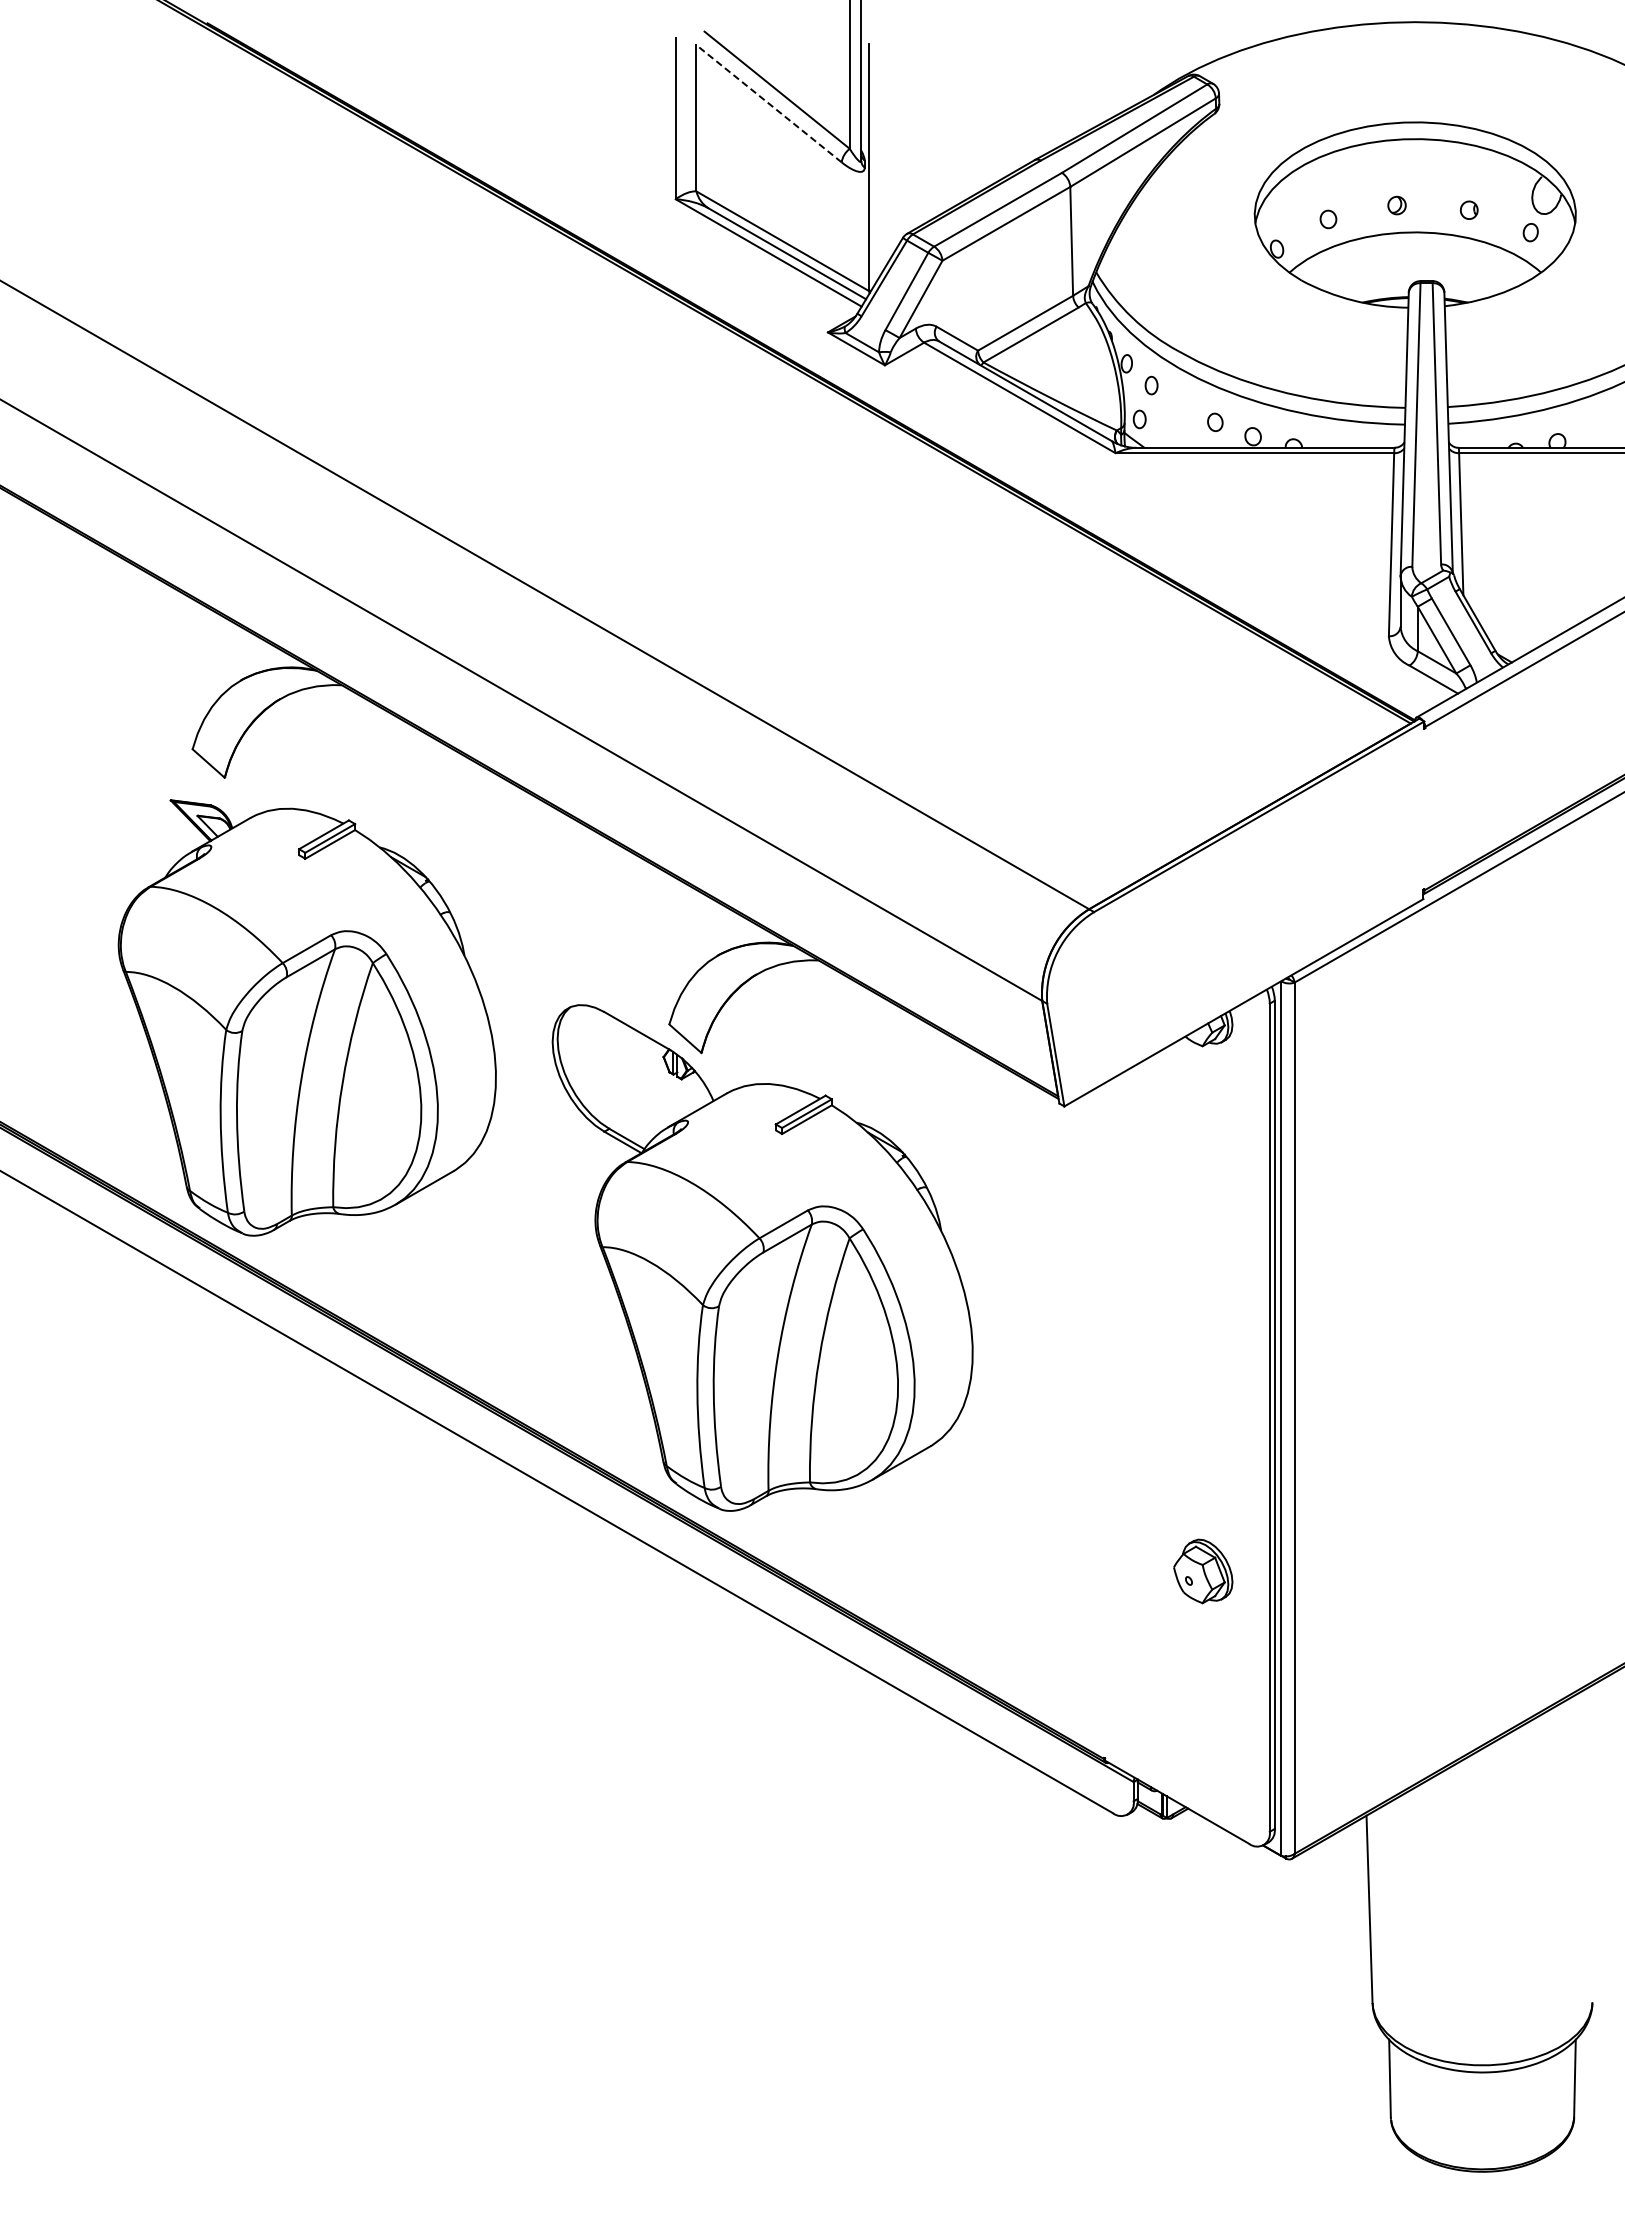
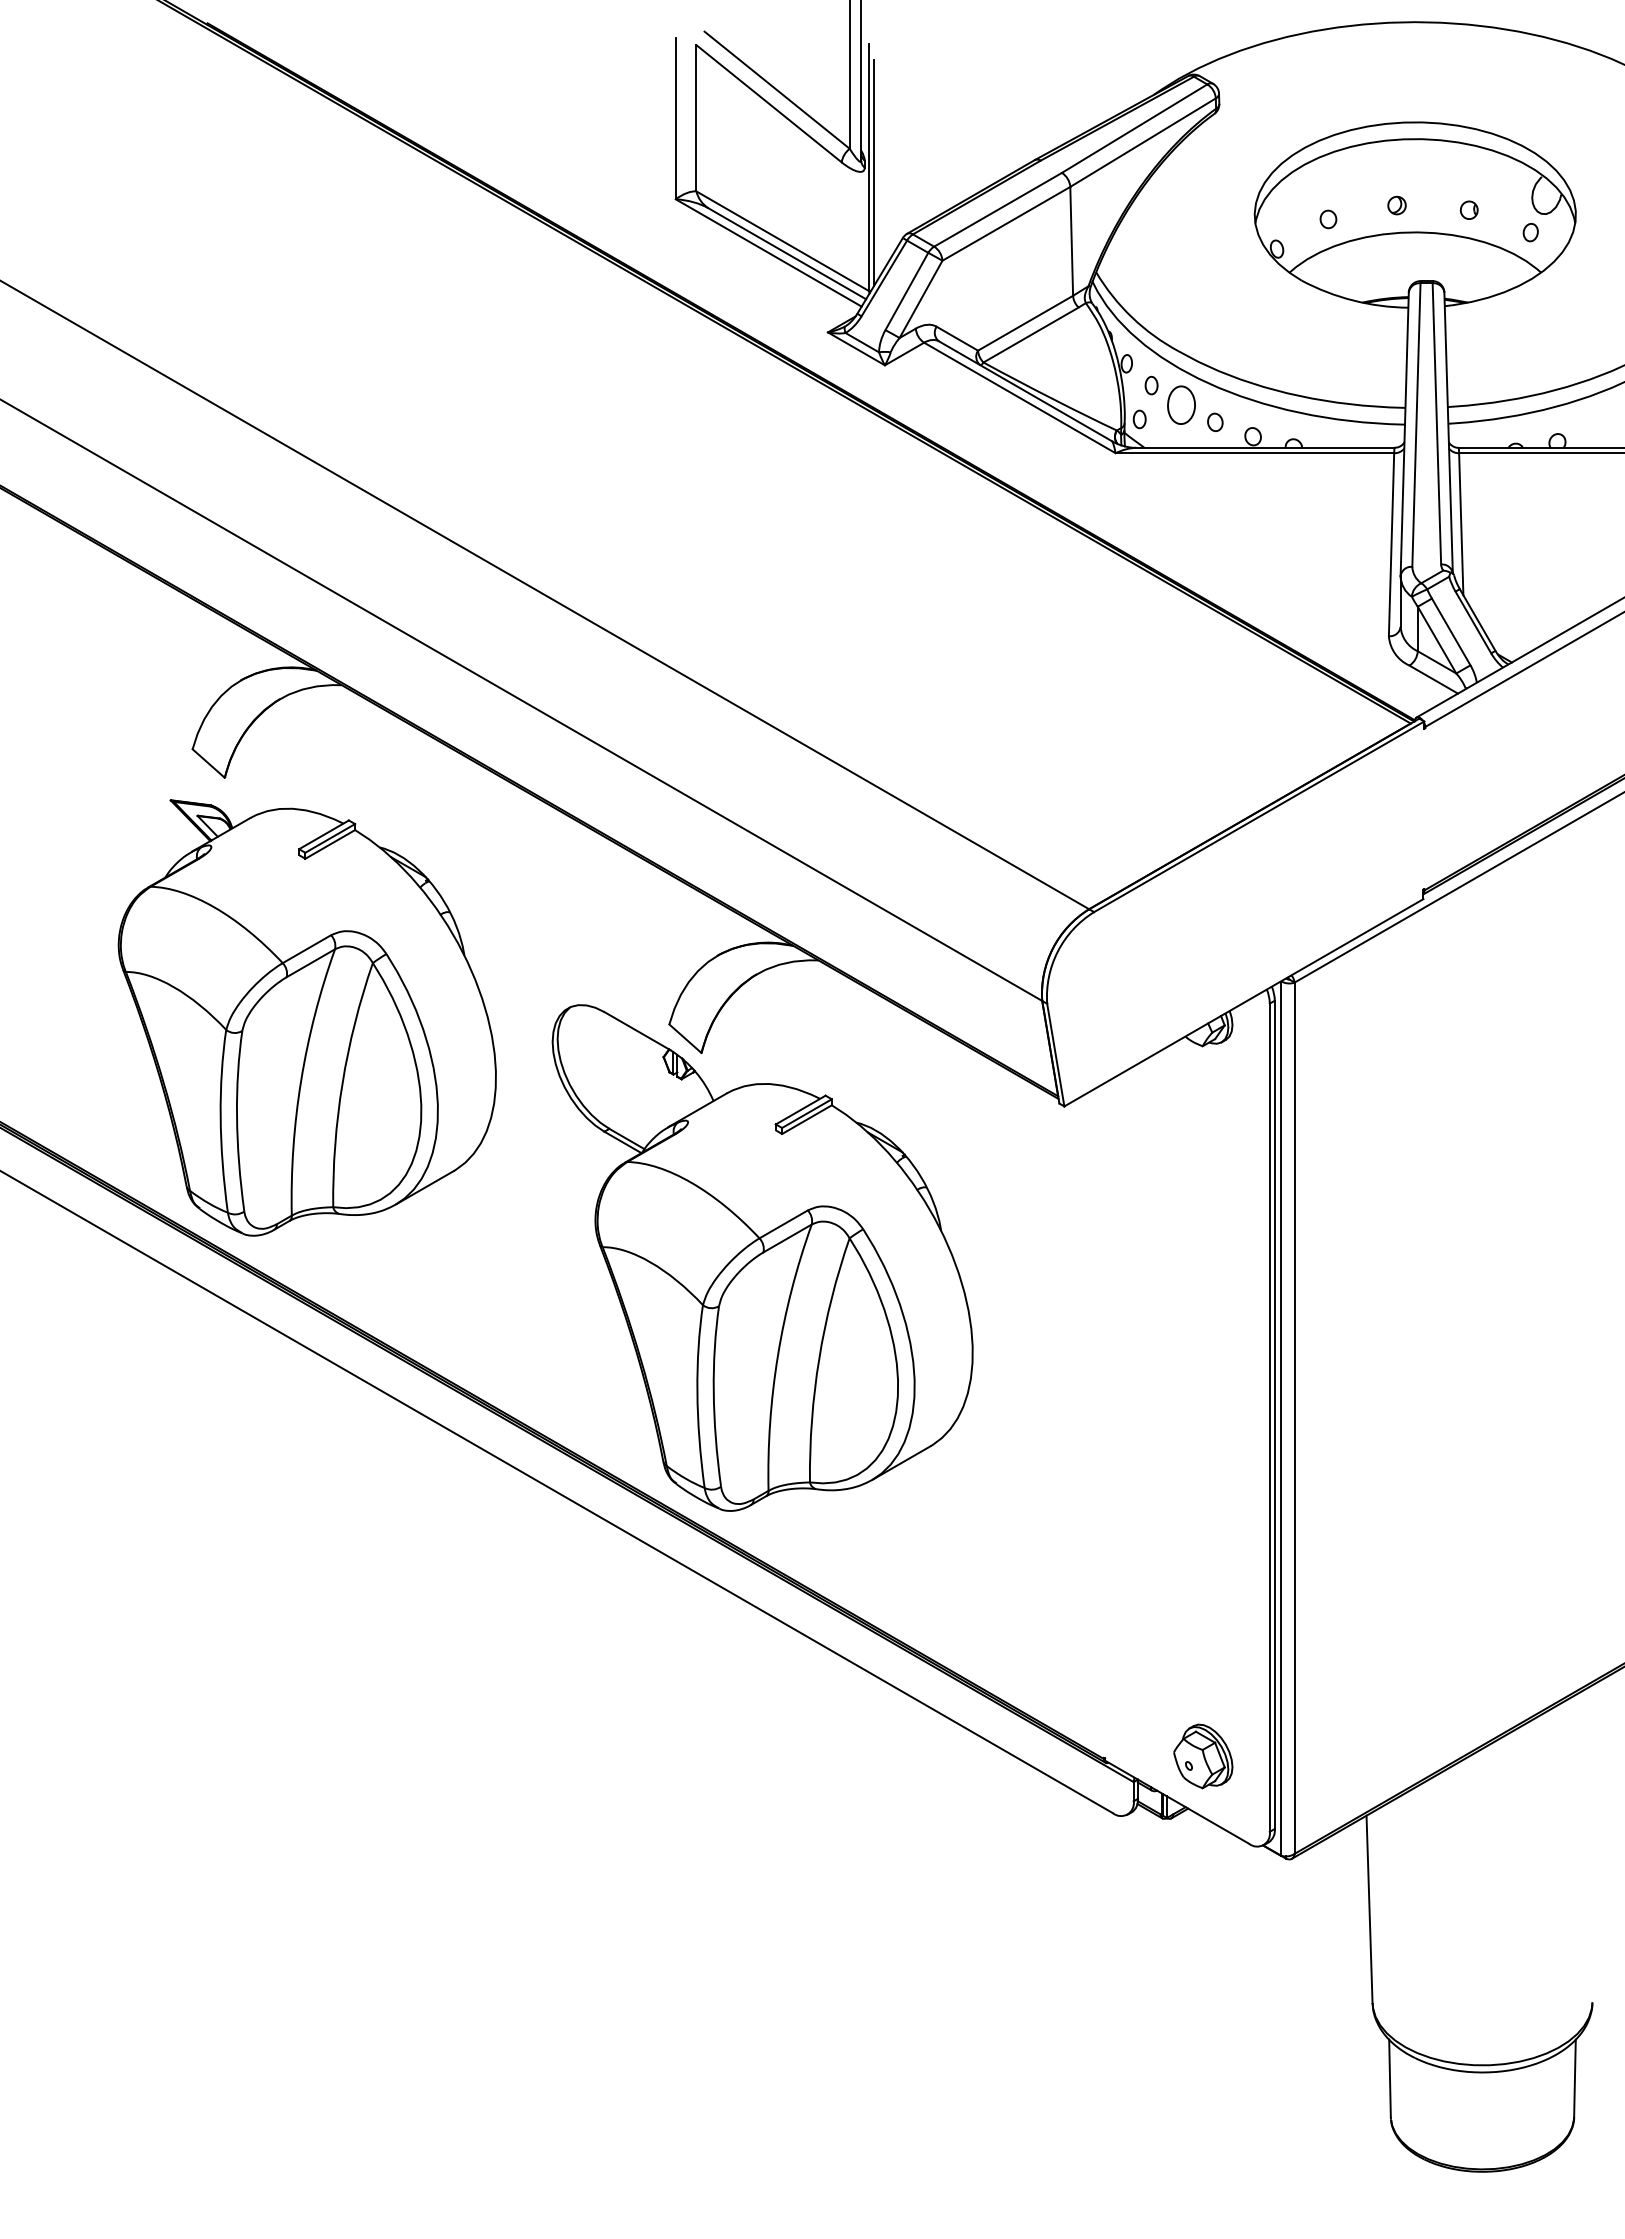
line: dashed -> solid (768, 103)
line: none -> present (874, 172)
part: none -> present (1181, 404)
part position: (1203, 1571) -> (1203, 1756) (1203, 1756)
